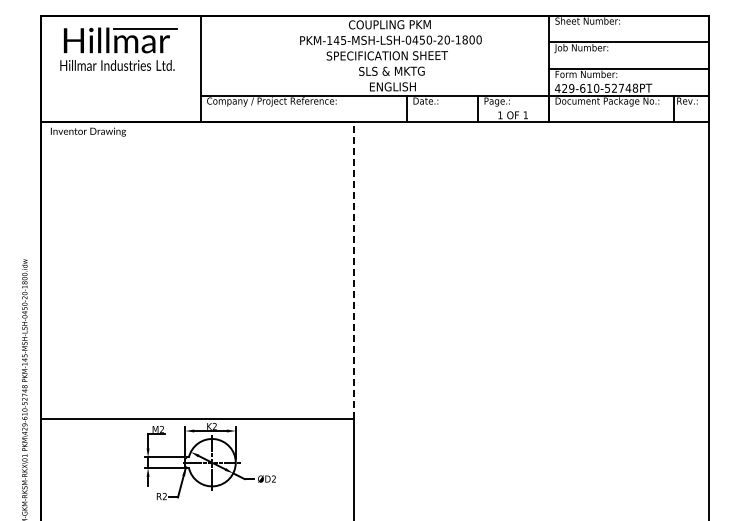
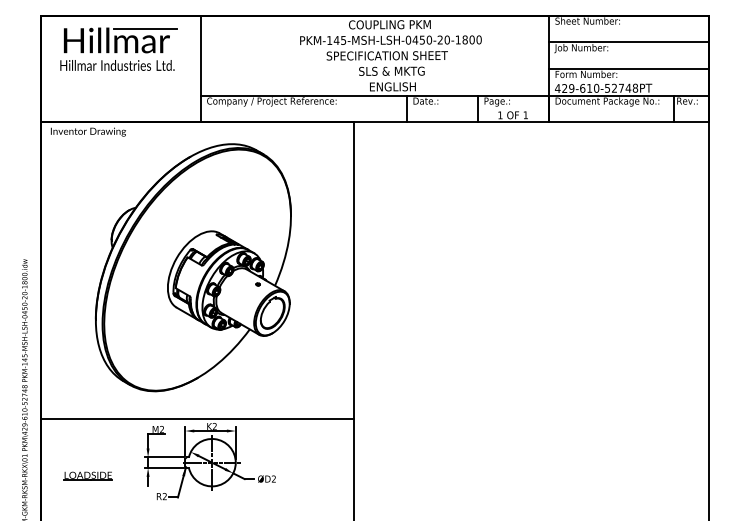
part: none -> present (192, 267)
line: dashed -> solid (353, 270)
part: none -> present (87, 475)
